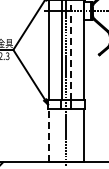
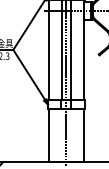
line: dashed -> solid (70, 49)
line: dashed -> solid (48, 135)
